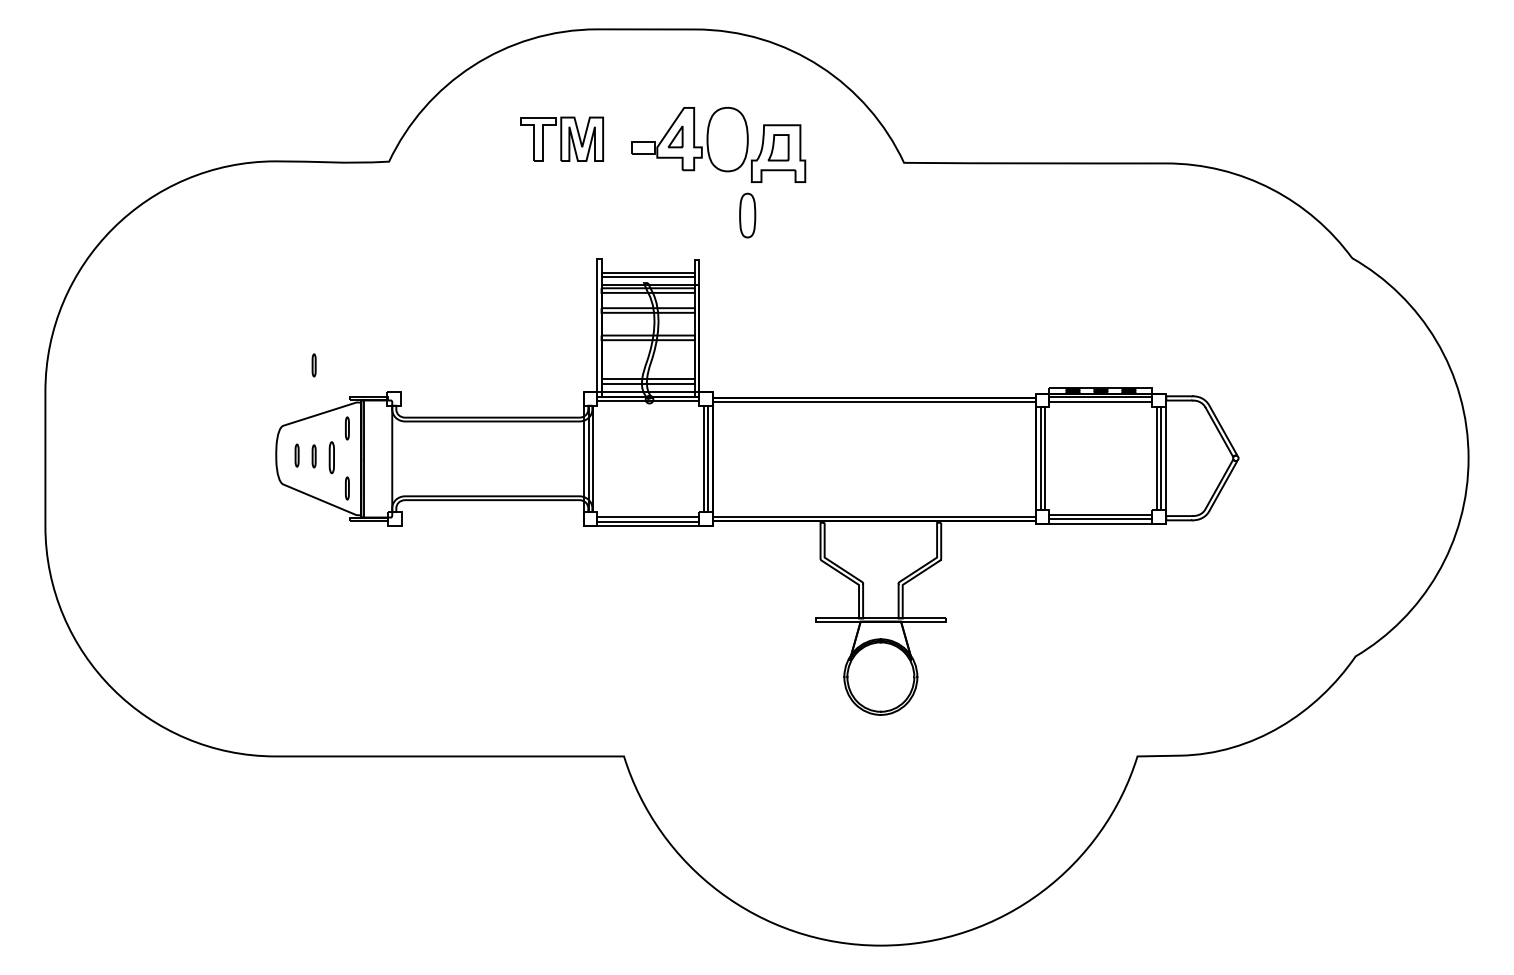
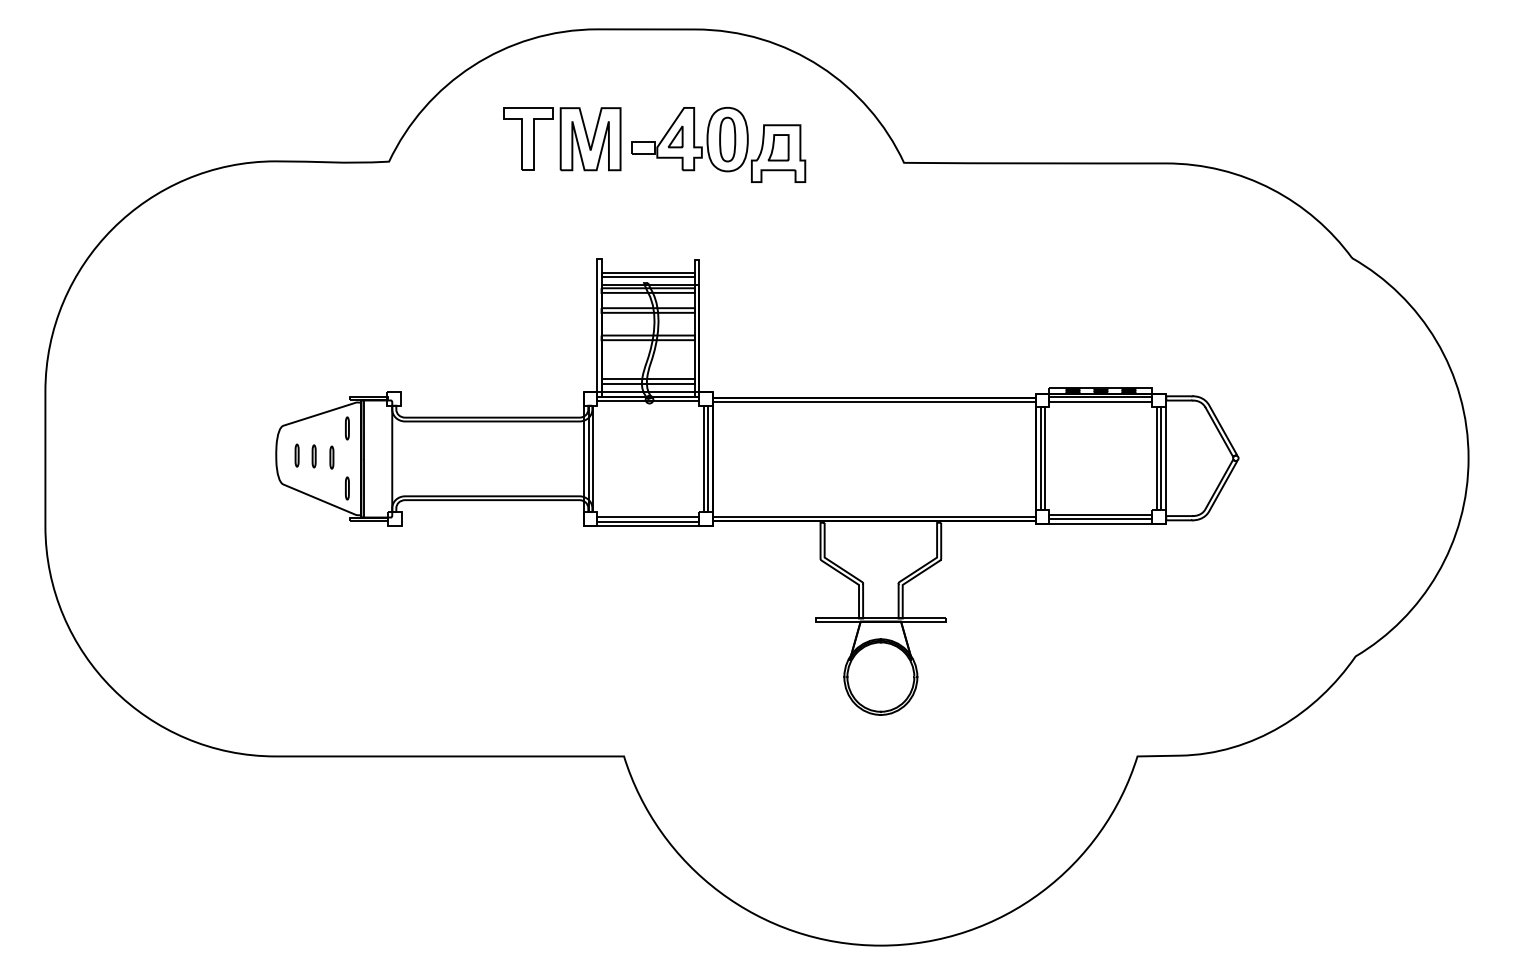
part size: 84x46 px -> 119x65 px (562, 139)
part position: (747, 215) -> (727, 139) (727, 139)
part: present -> none (313, 365)
part size: 7x34 px -> 6x25 px (331, 457)
